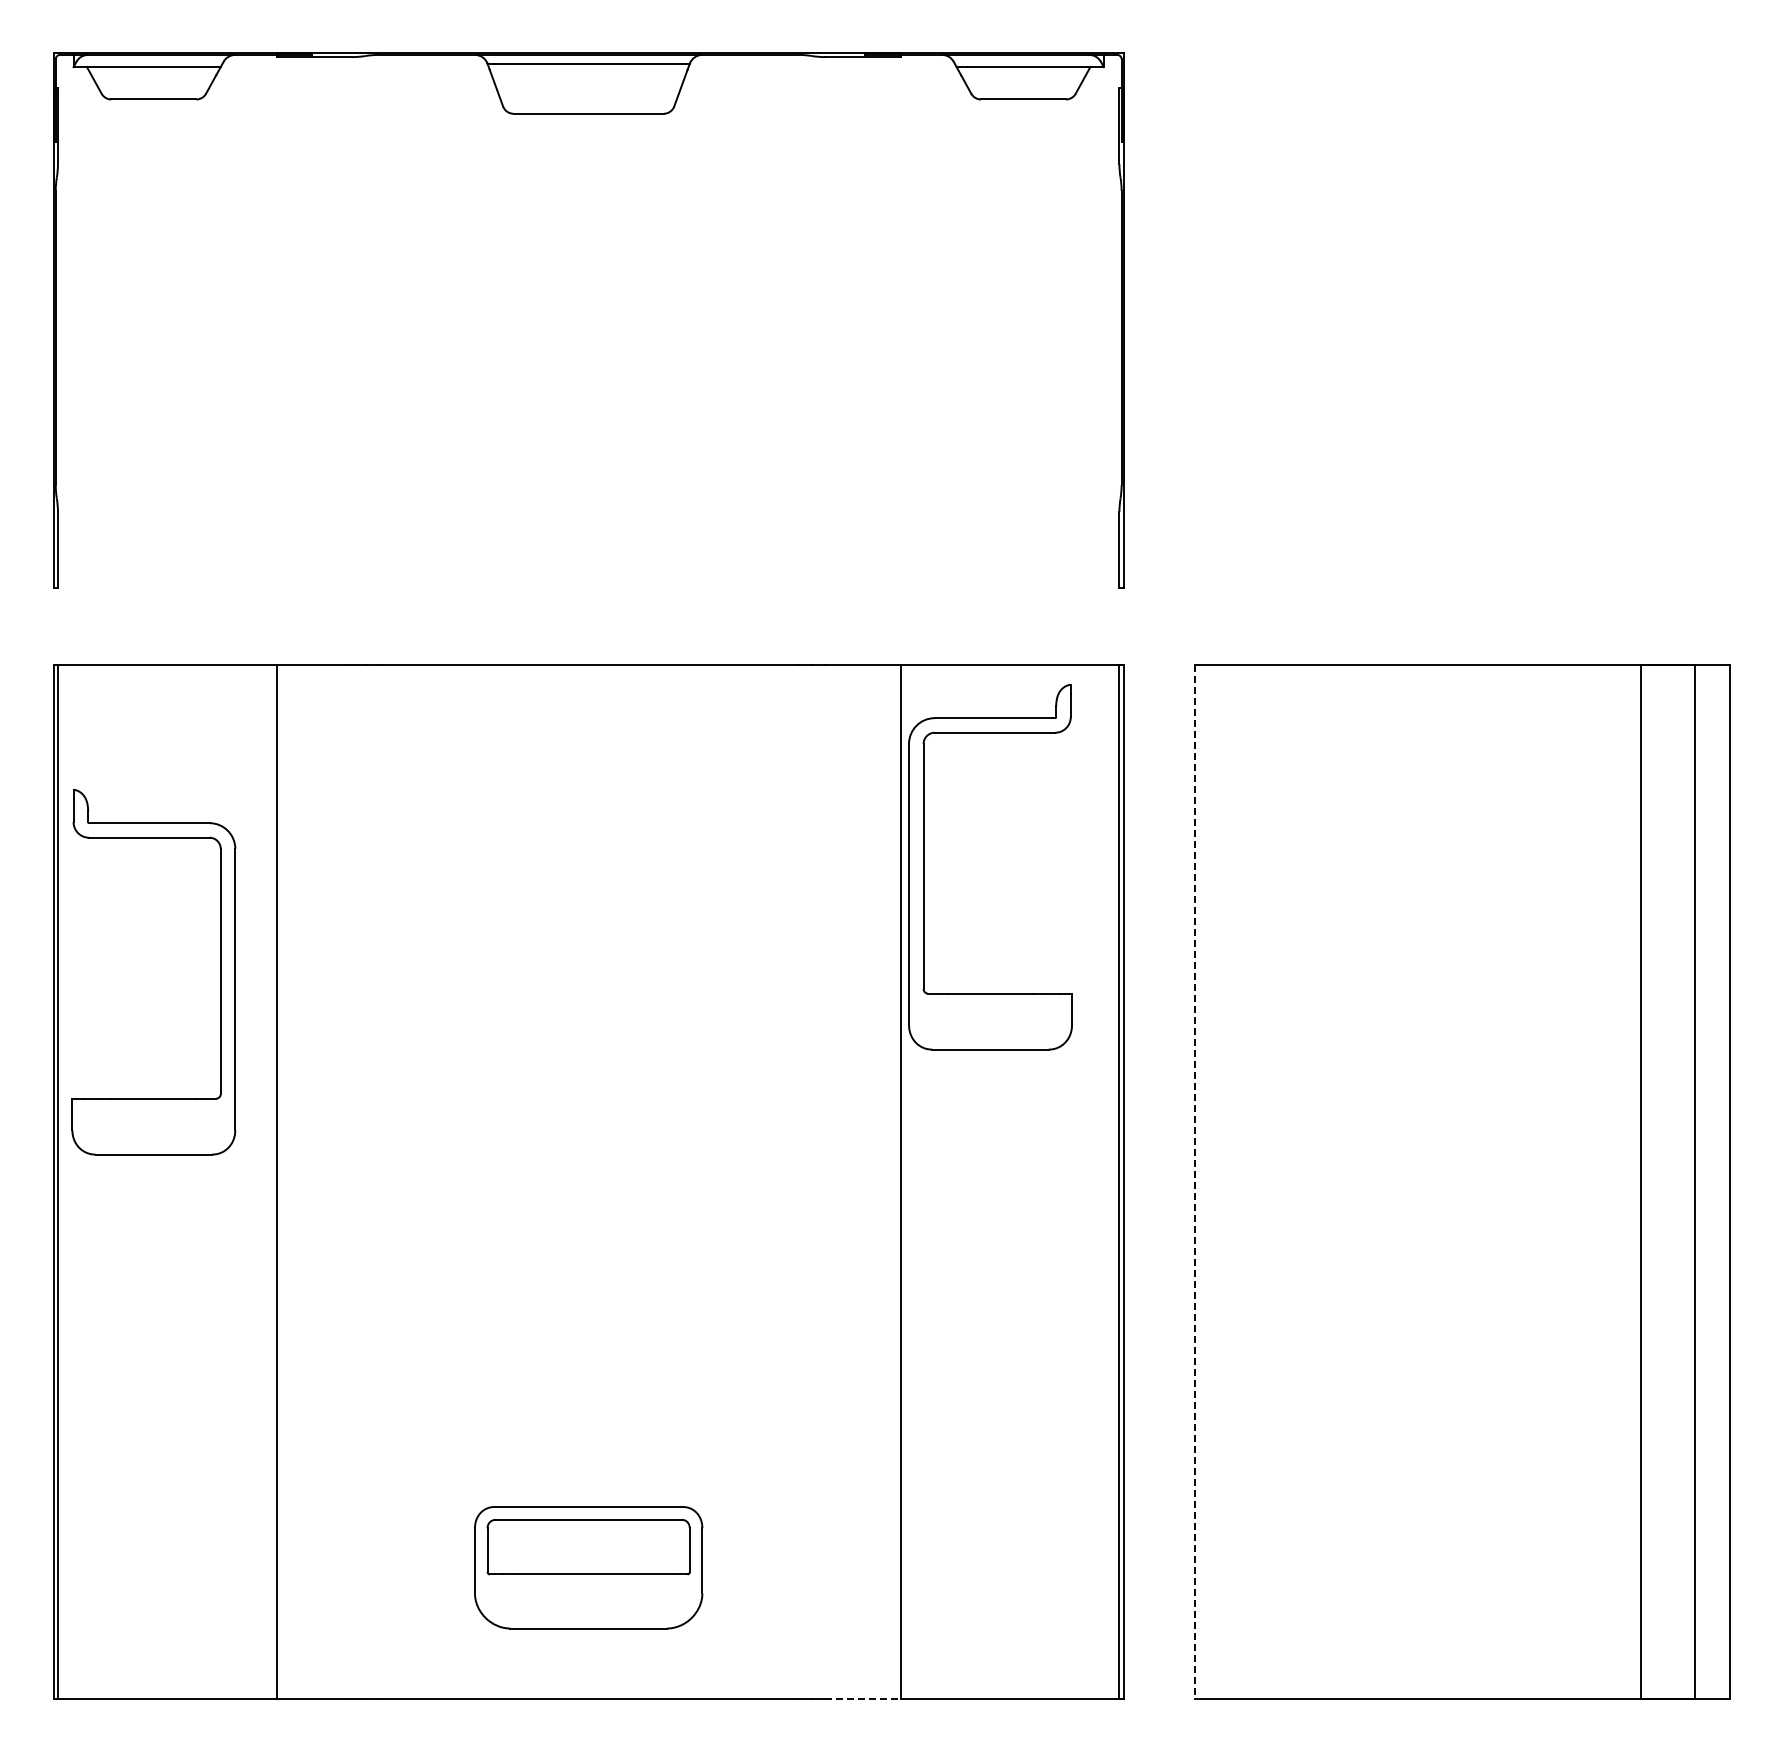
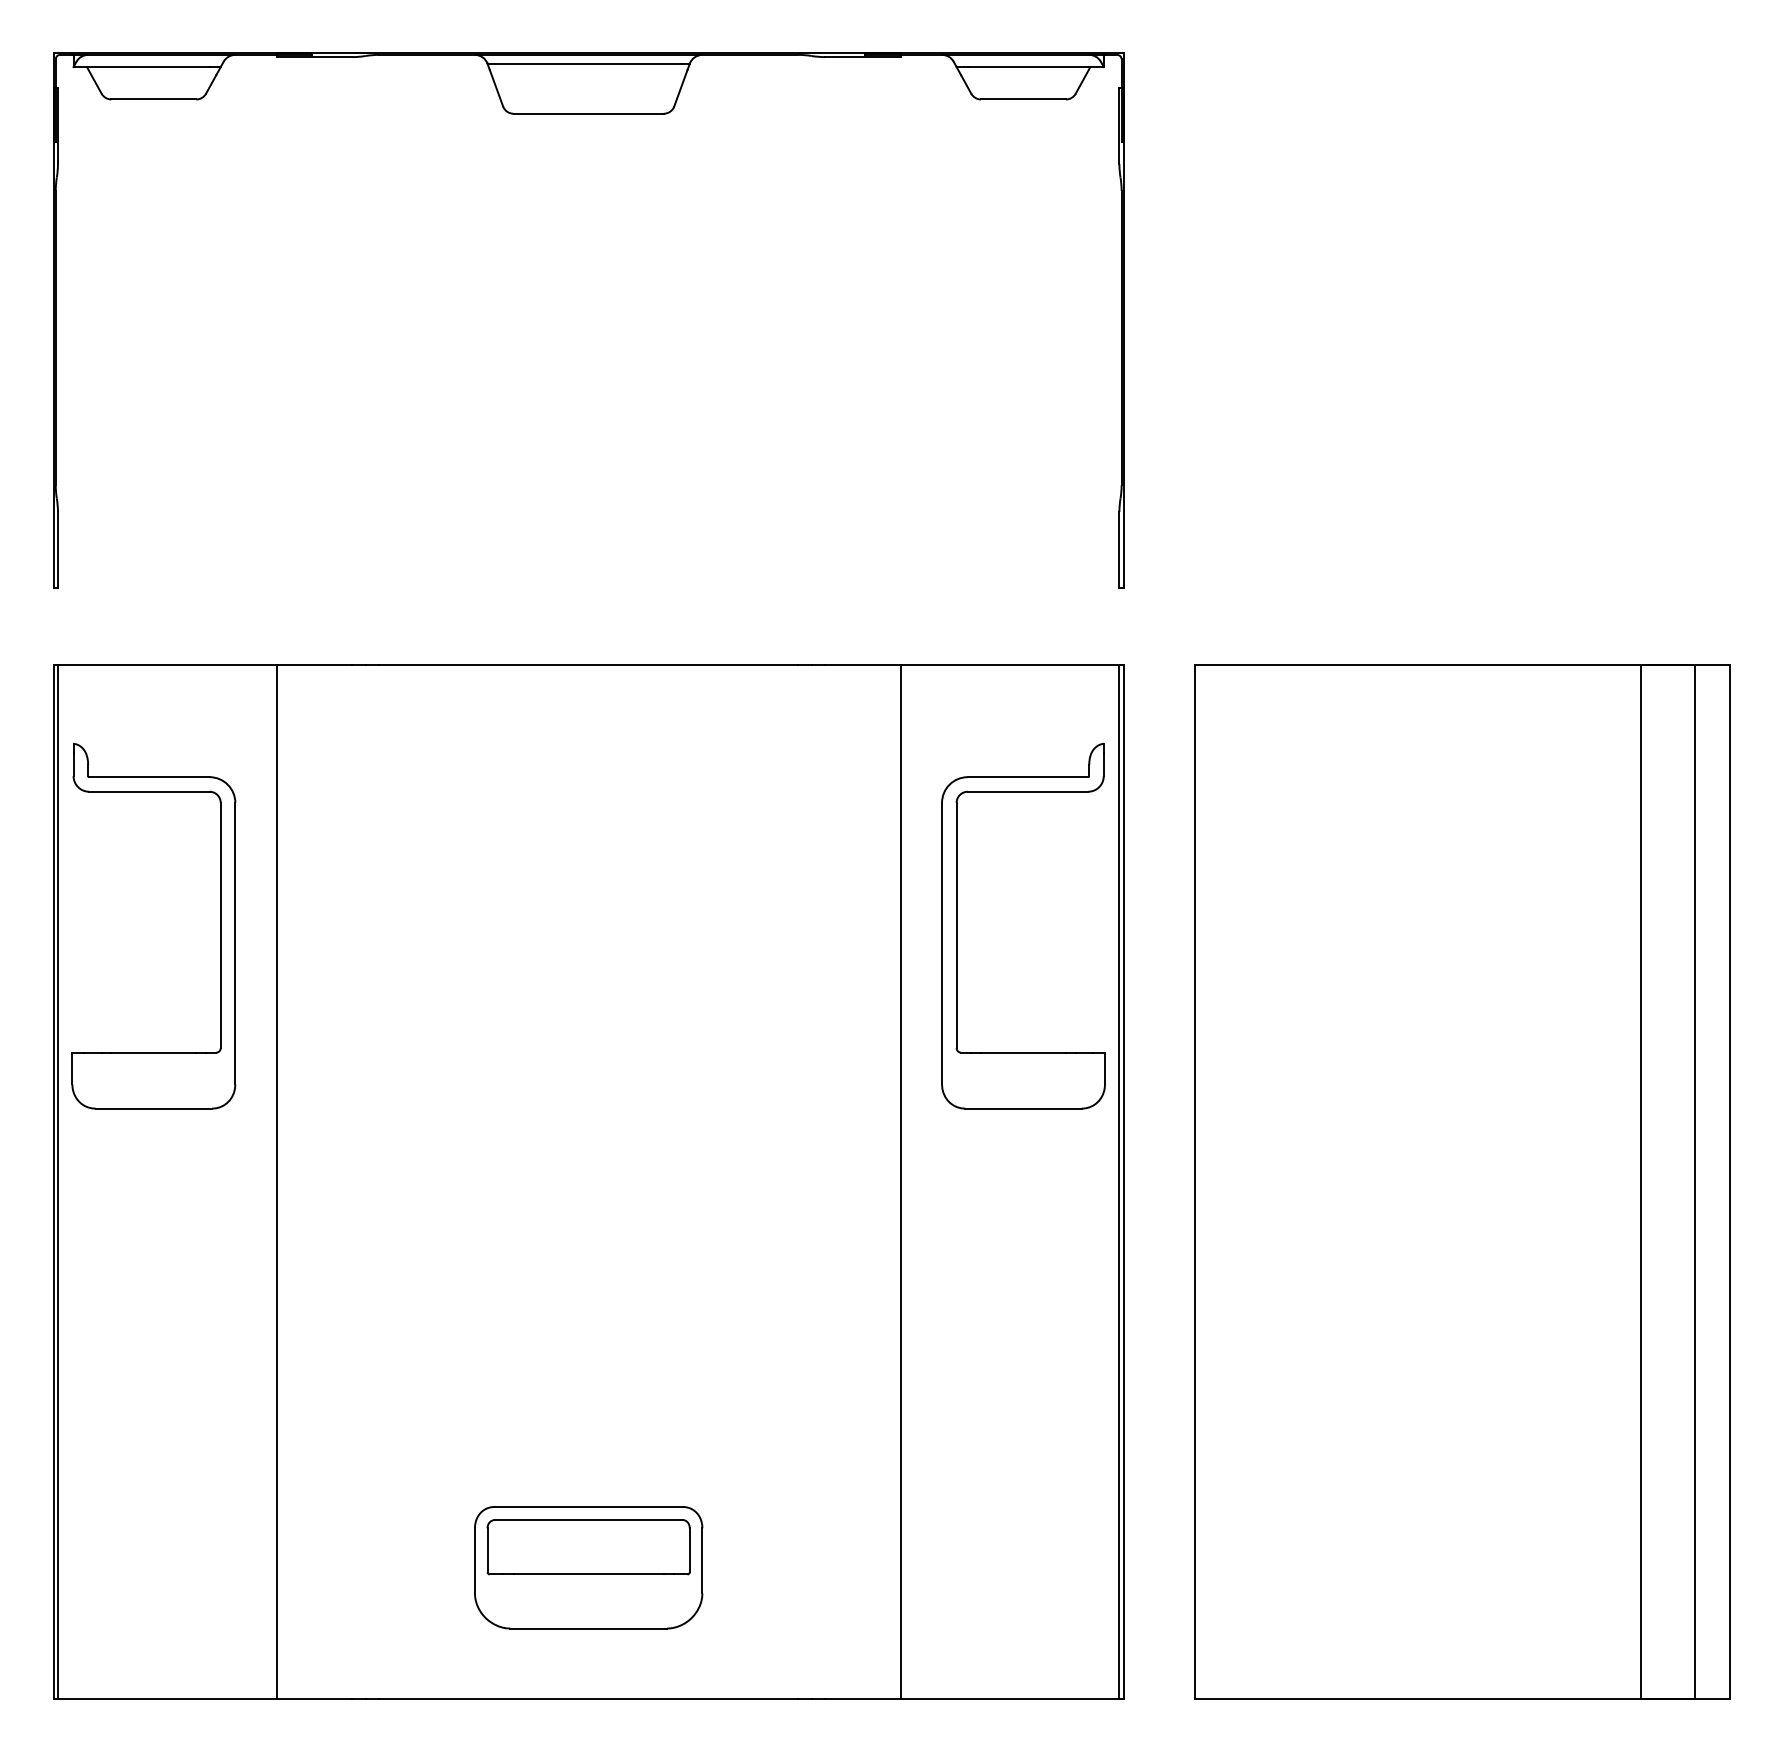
part position: (924, 866) -> (957, 925) (957, 925)
part position: (220, 972) -> (220, 926) (220, 926)
line: dashed -> solid (1195, 1182)
line: dashed -> solid (862, 1699)
